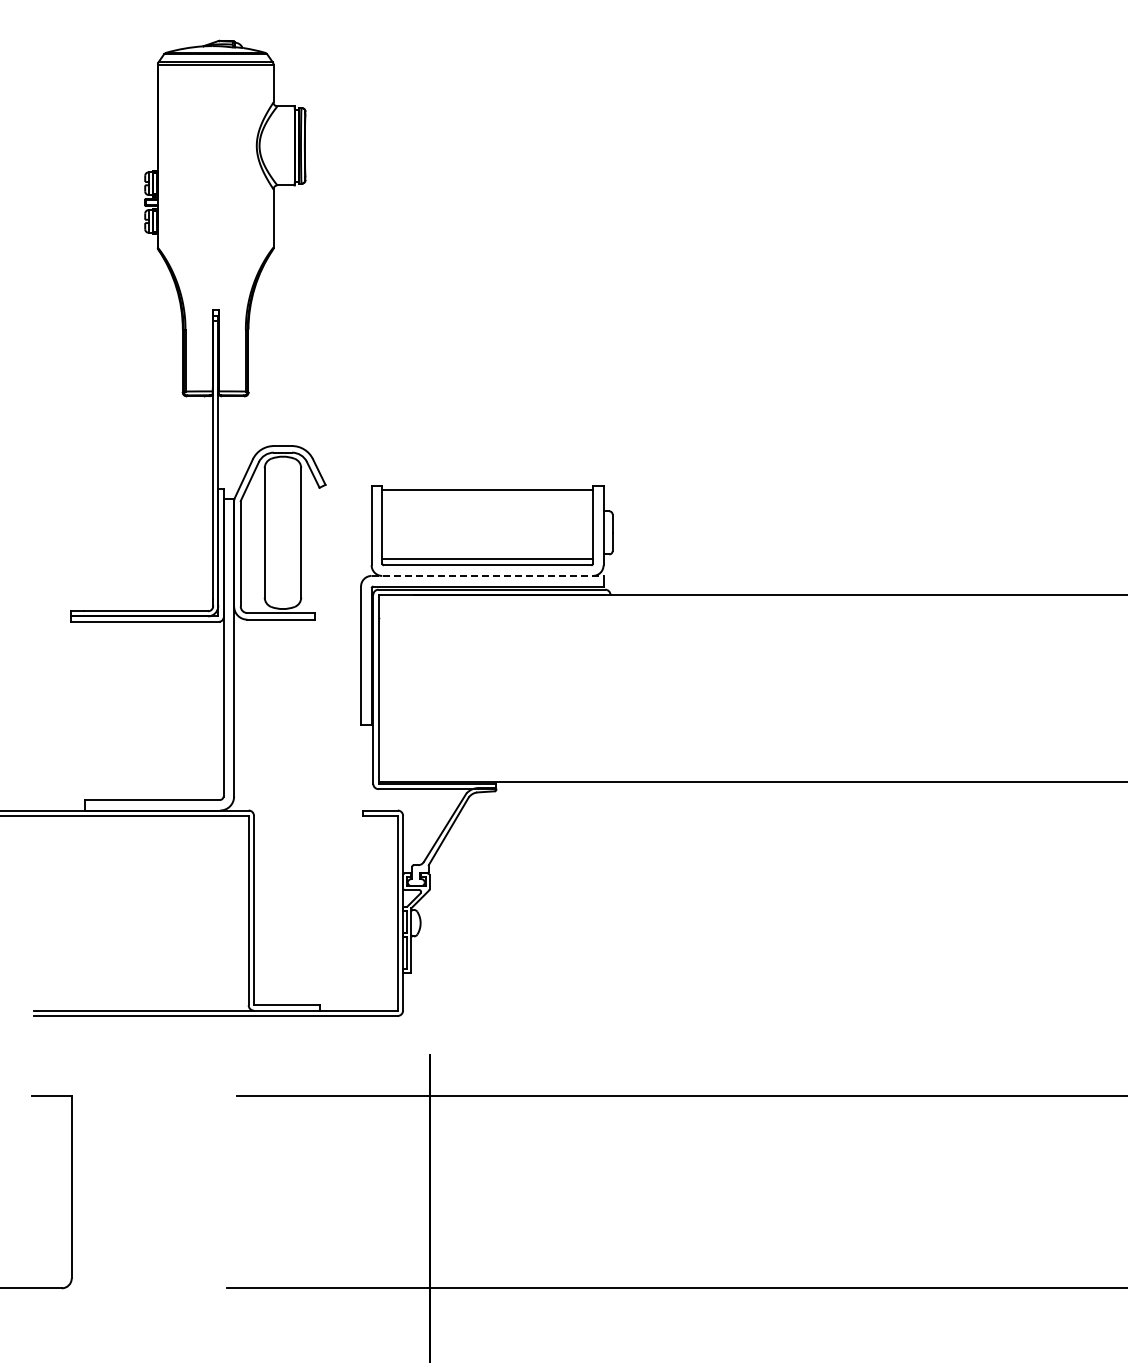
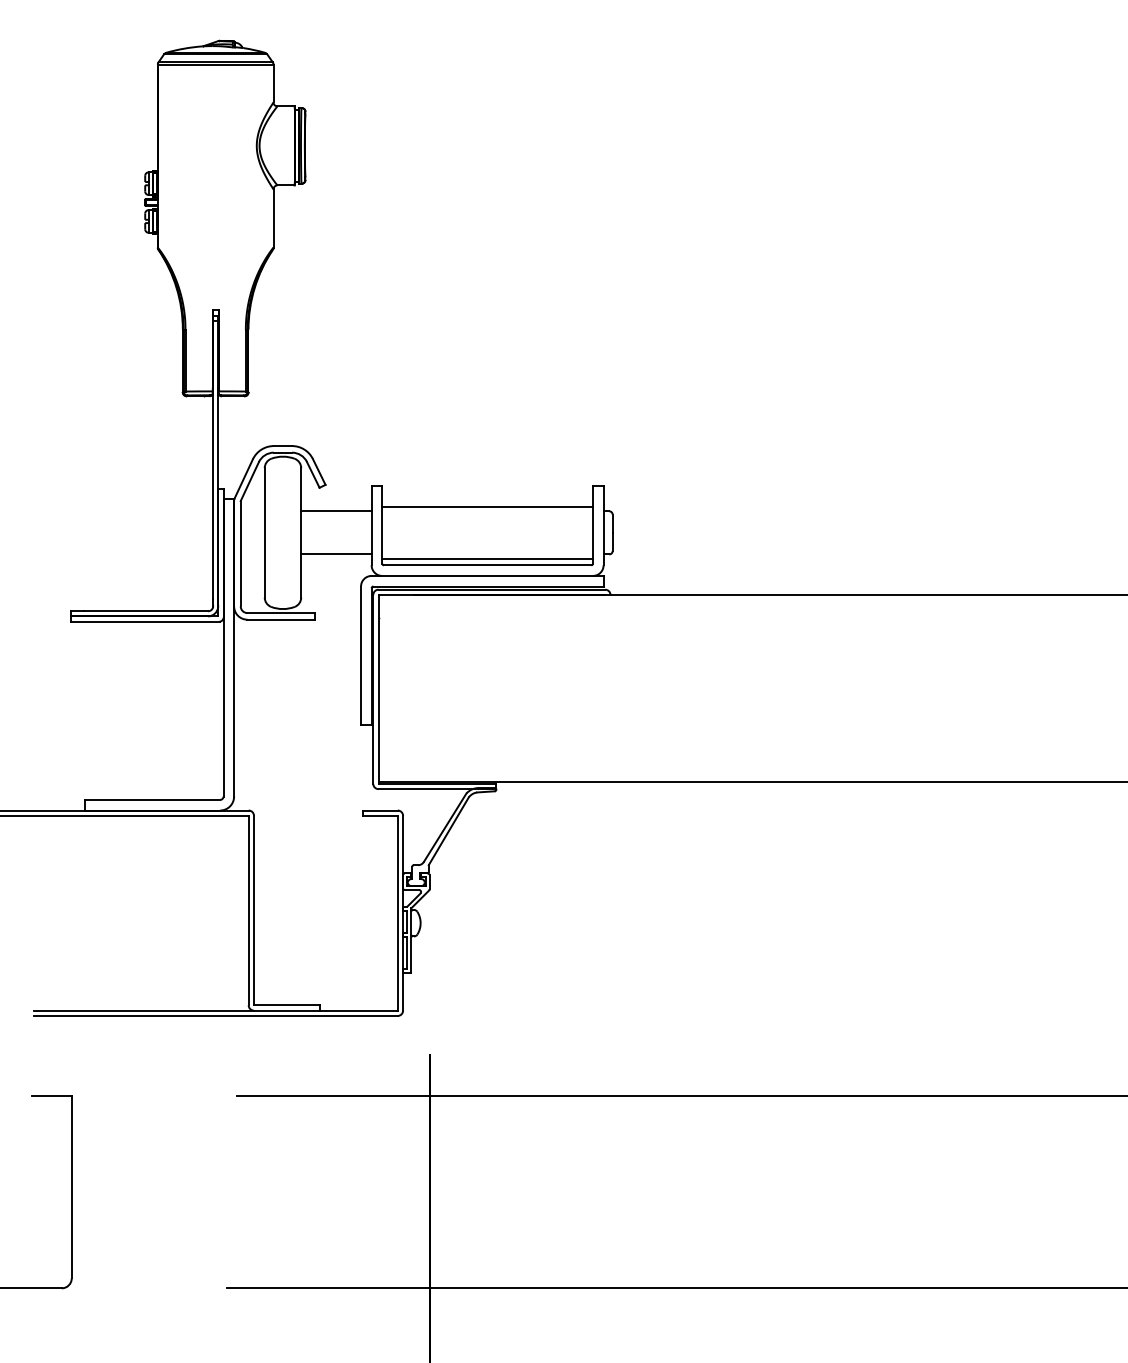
line position: (487, 489) -> (487, 506) (487, 506)
line: none -> present (336, 511)
line: none -> present (336, 554)
line: dashed -> solid (487, 575)
